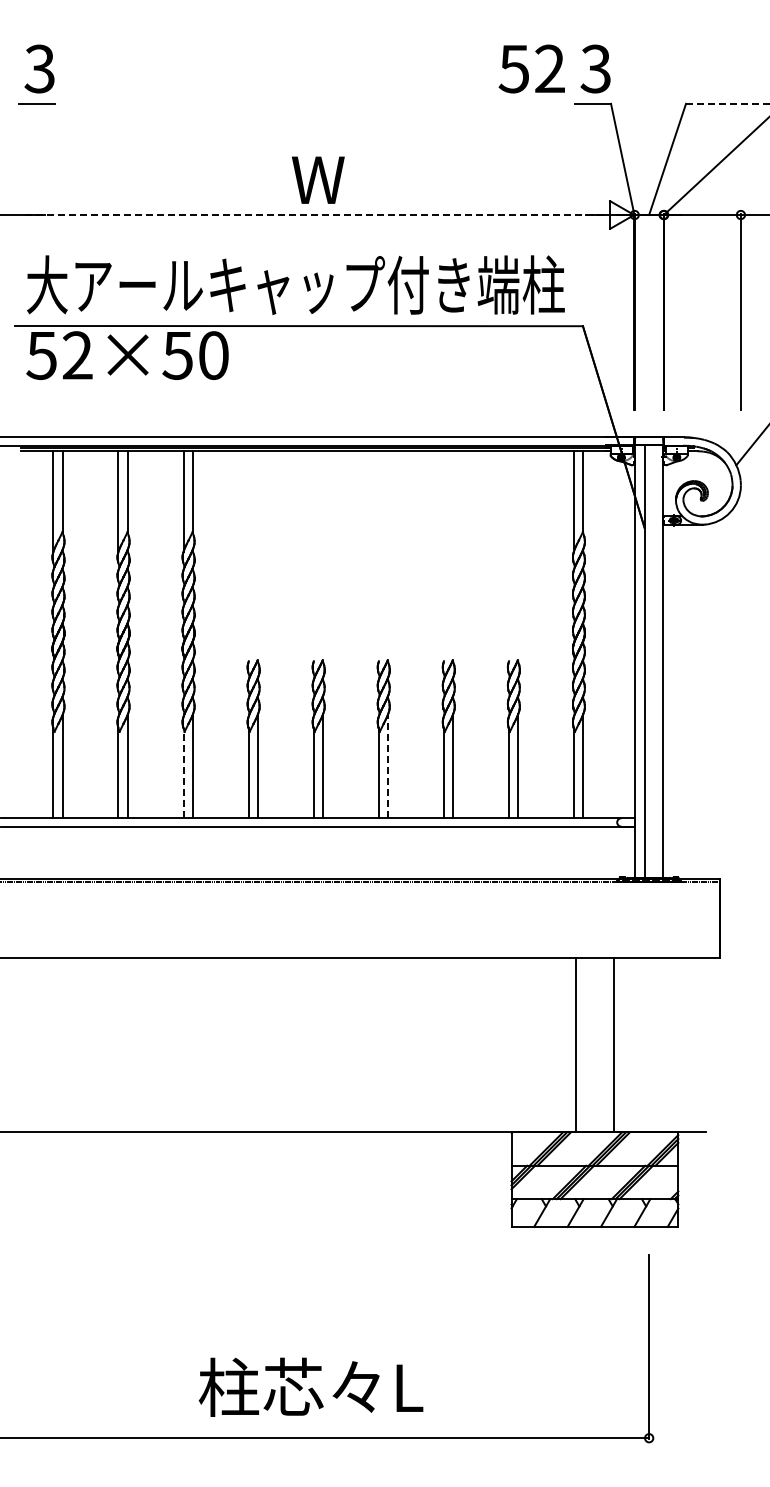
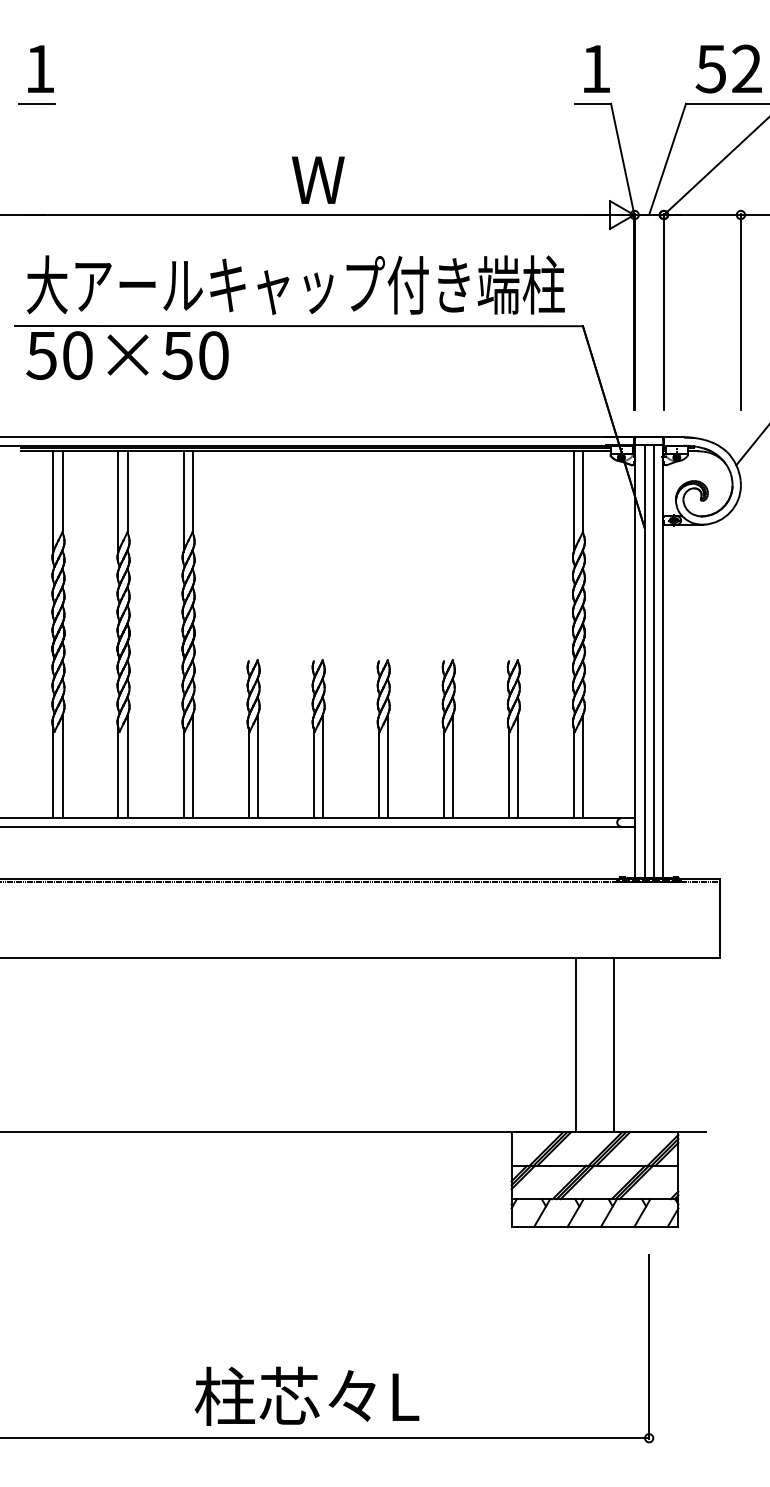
text: 3 -> 1 (39, 68)
text position: (531, 68) -> (728, 68) (728, 68)
text: 3 -> 1 (595, 68)
line: dashed -> solid (727, 103)
line: dashed -> solid (315, 215)
text: 52×50 -> 50×50 (77, 355)
line: none -> present (653, 661)
line: dashed -> solid (388, 766)
line: dashed -> solid (183, 772)
text position: (310, 1386) -> (306, 1395) (306, 1395)
